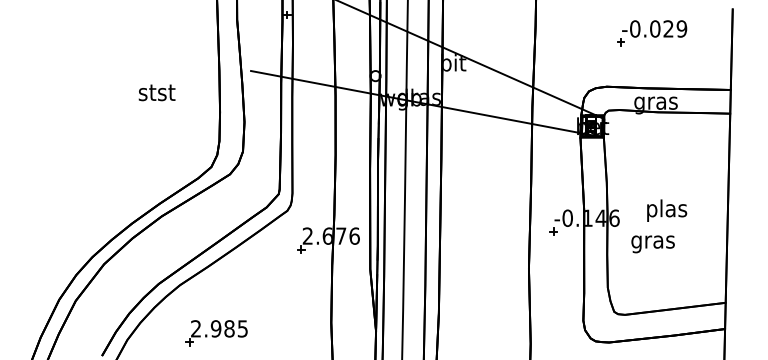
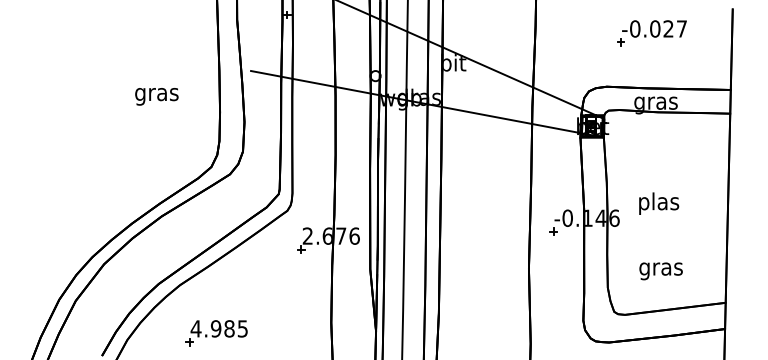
text: -0.029 -> -0.027 (681, 28)
text: stst -> gras (156, 94)
text position: (667, 210) -> (659, 203) (659, 203)
text position: (652, 244) -> (660, 271) (660, 271)
text: 2.985 -> 4.985 (195, 328)
